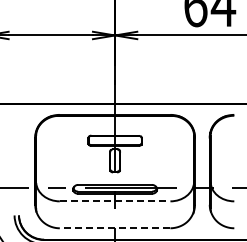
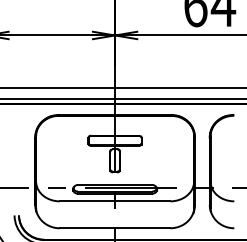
line: none -> present (123, 88)
line: none -> present (123, 99)
line: dashed -> solid (115, 201)
line: dashed -> solid (114, 228)
